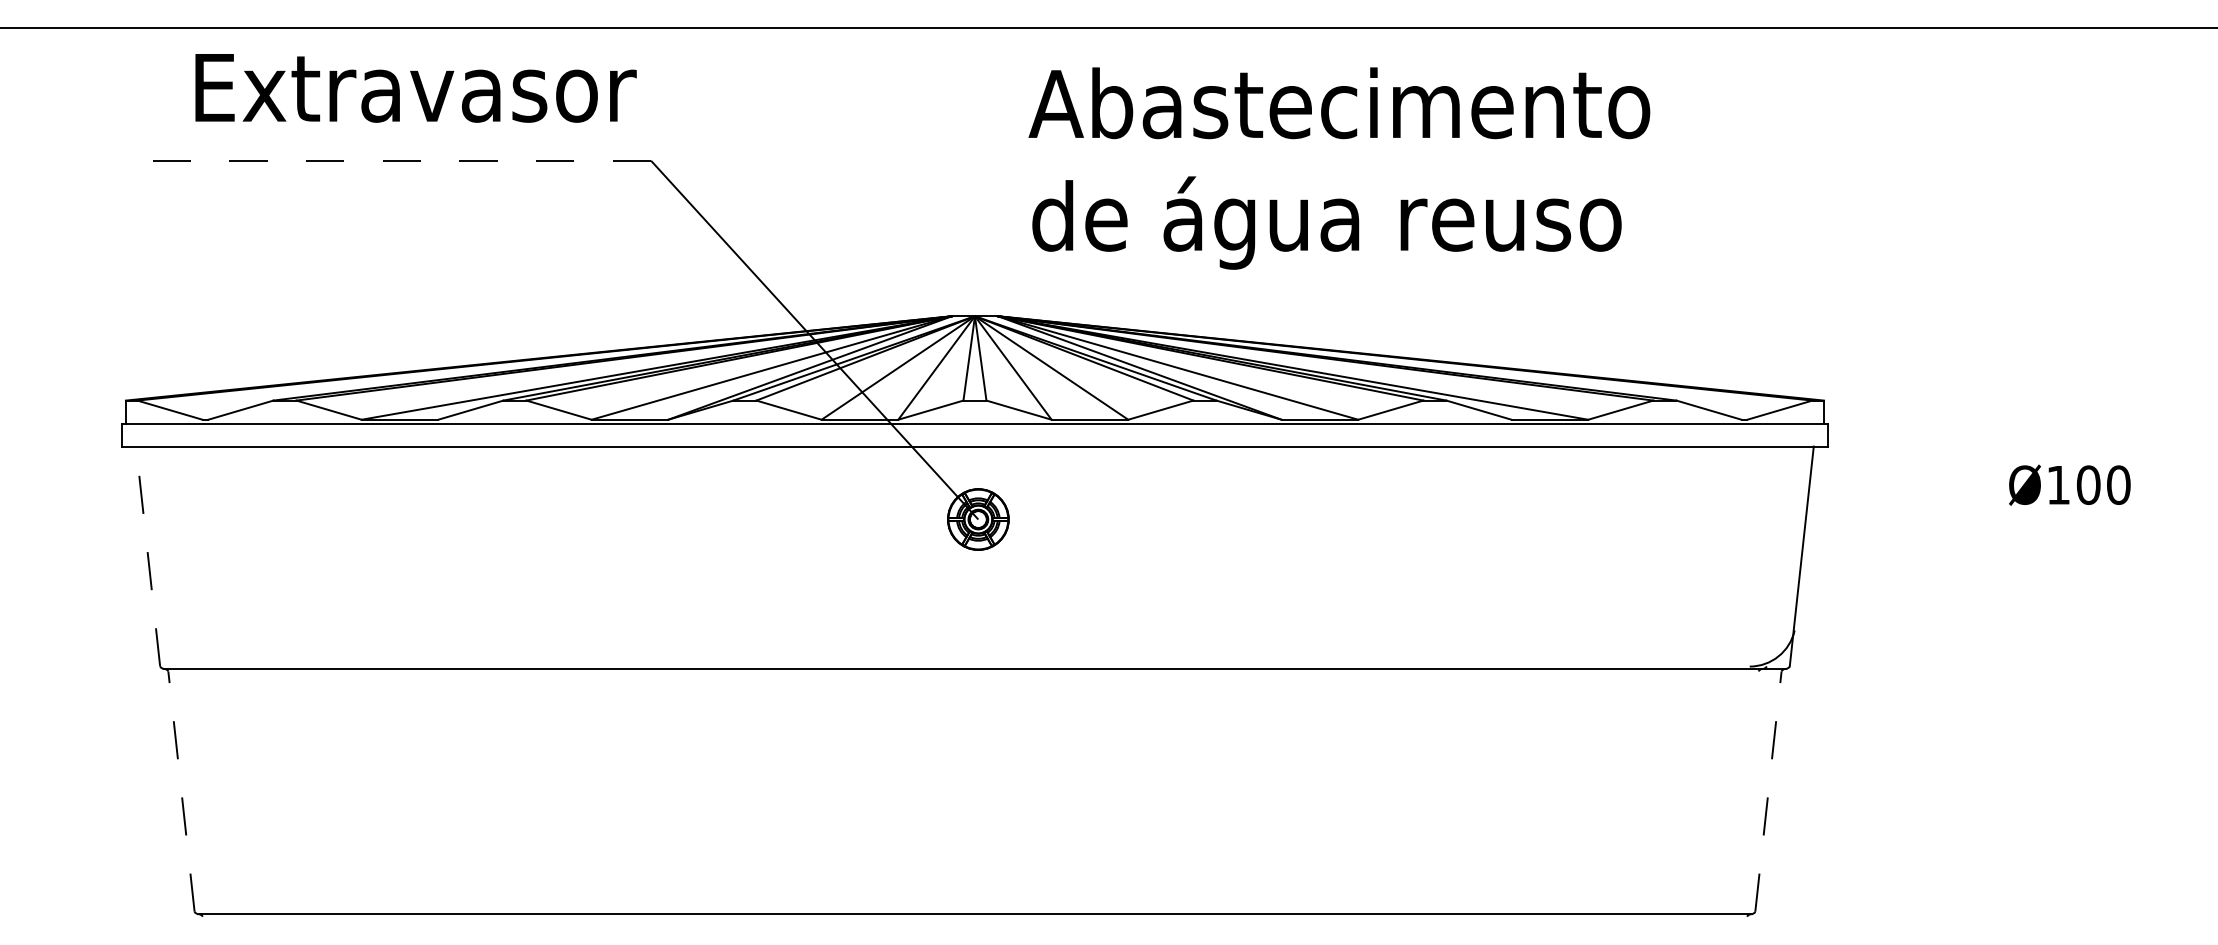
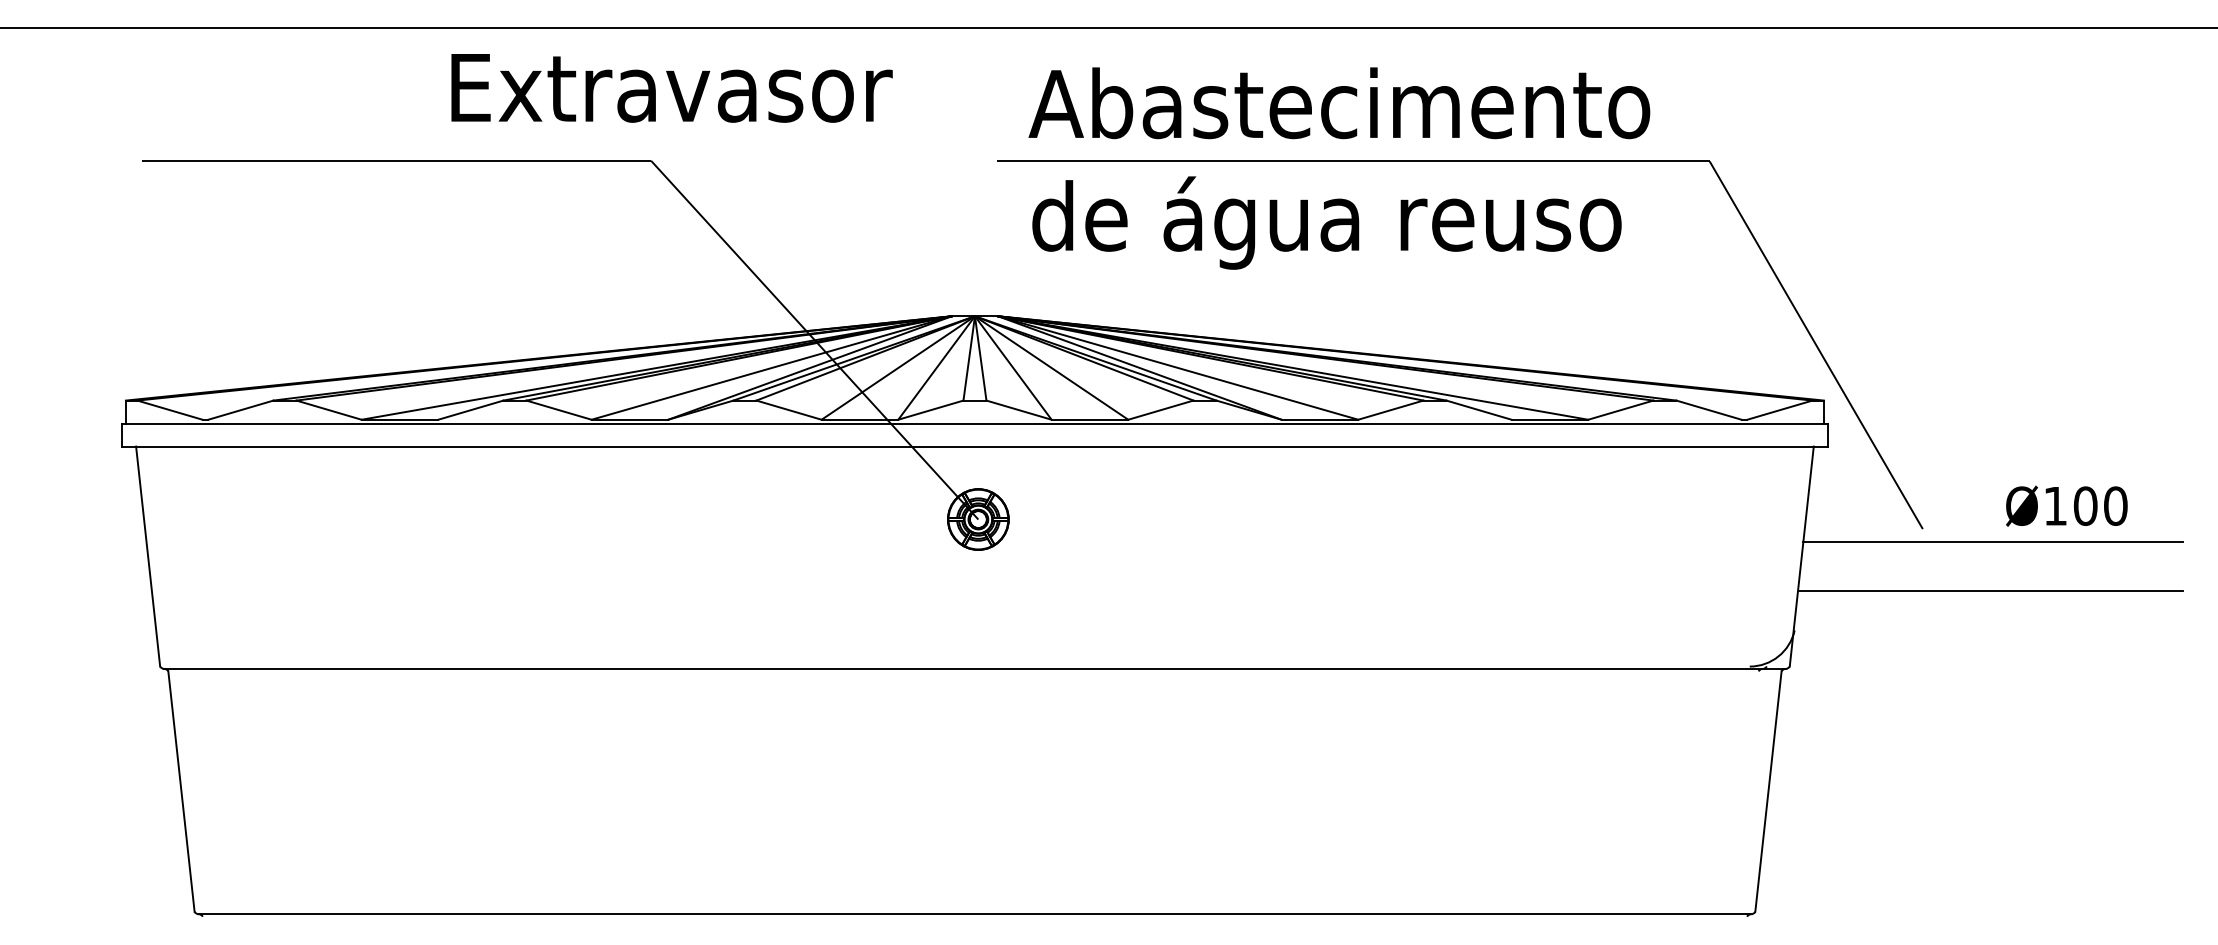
text position: (415, 88) -> (671, 88) (671, 88)
line: dashed -> solid (396, 160)
part: none -> present (1460, 161)
text position: (2069, 484) -> (2066, 505) (2066, 505)
line: none -> present (1992, 542)
line: dashed -> solid (148, 556)
line: none -> present (1989, 591)
line: dashed -> solid (181, 791)
line: dashed -> solid (1768, 791)
